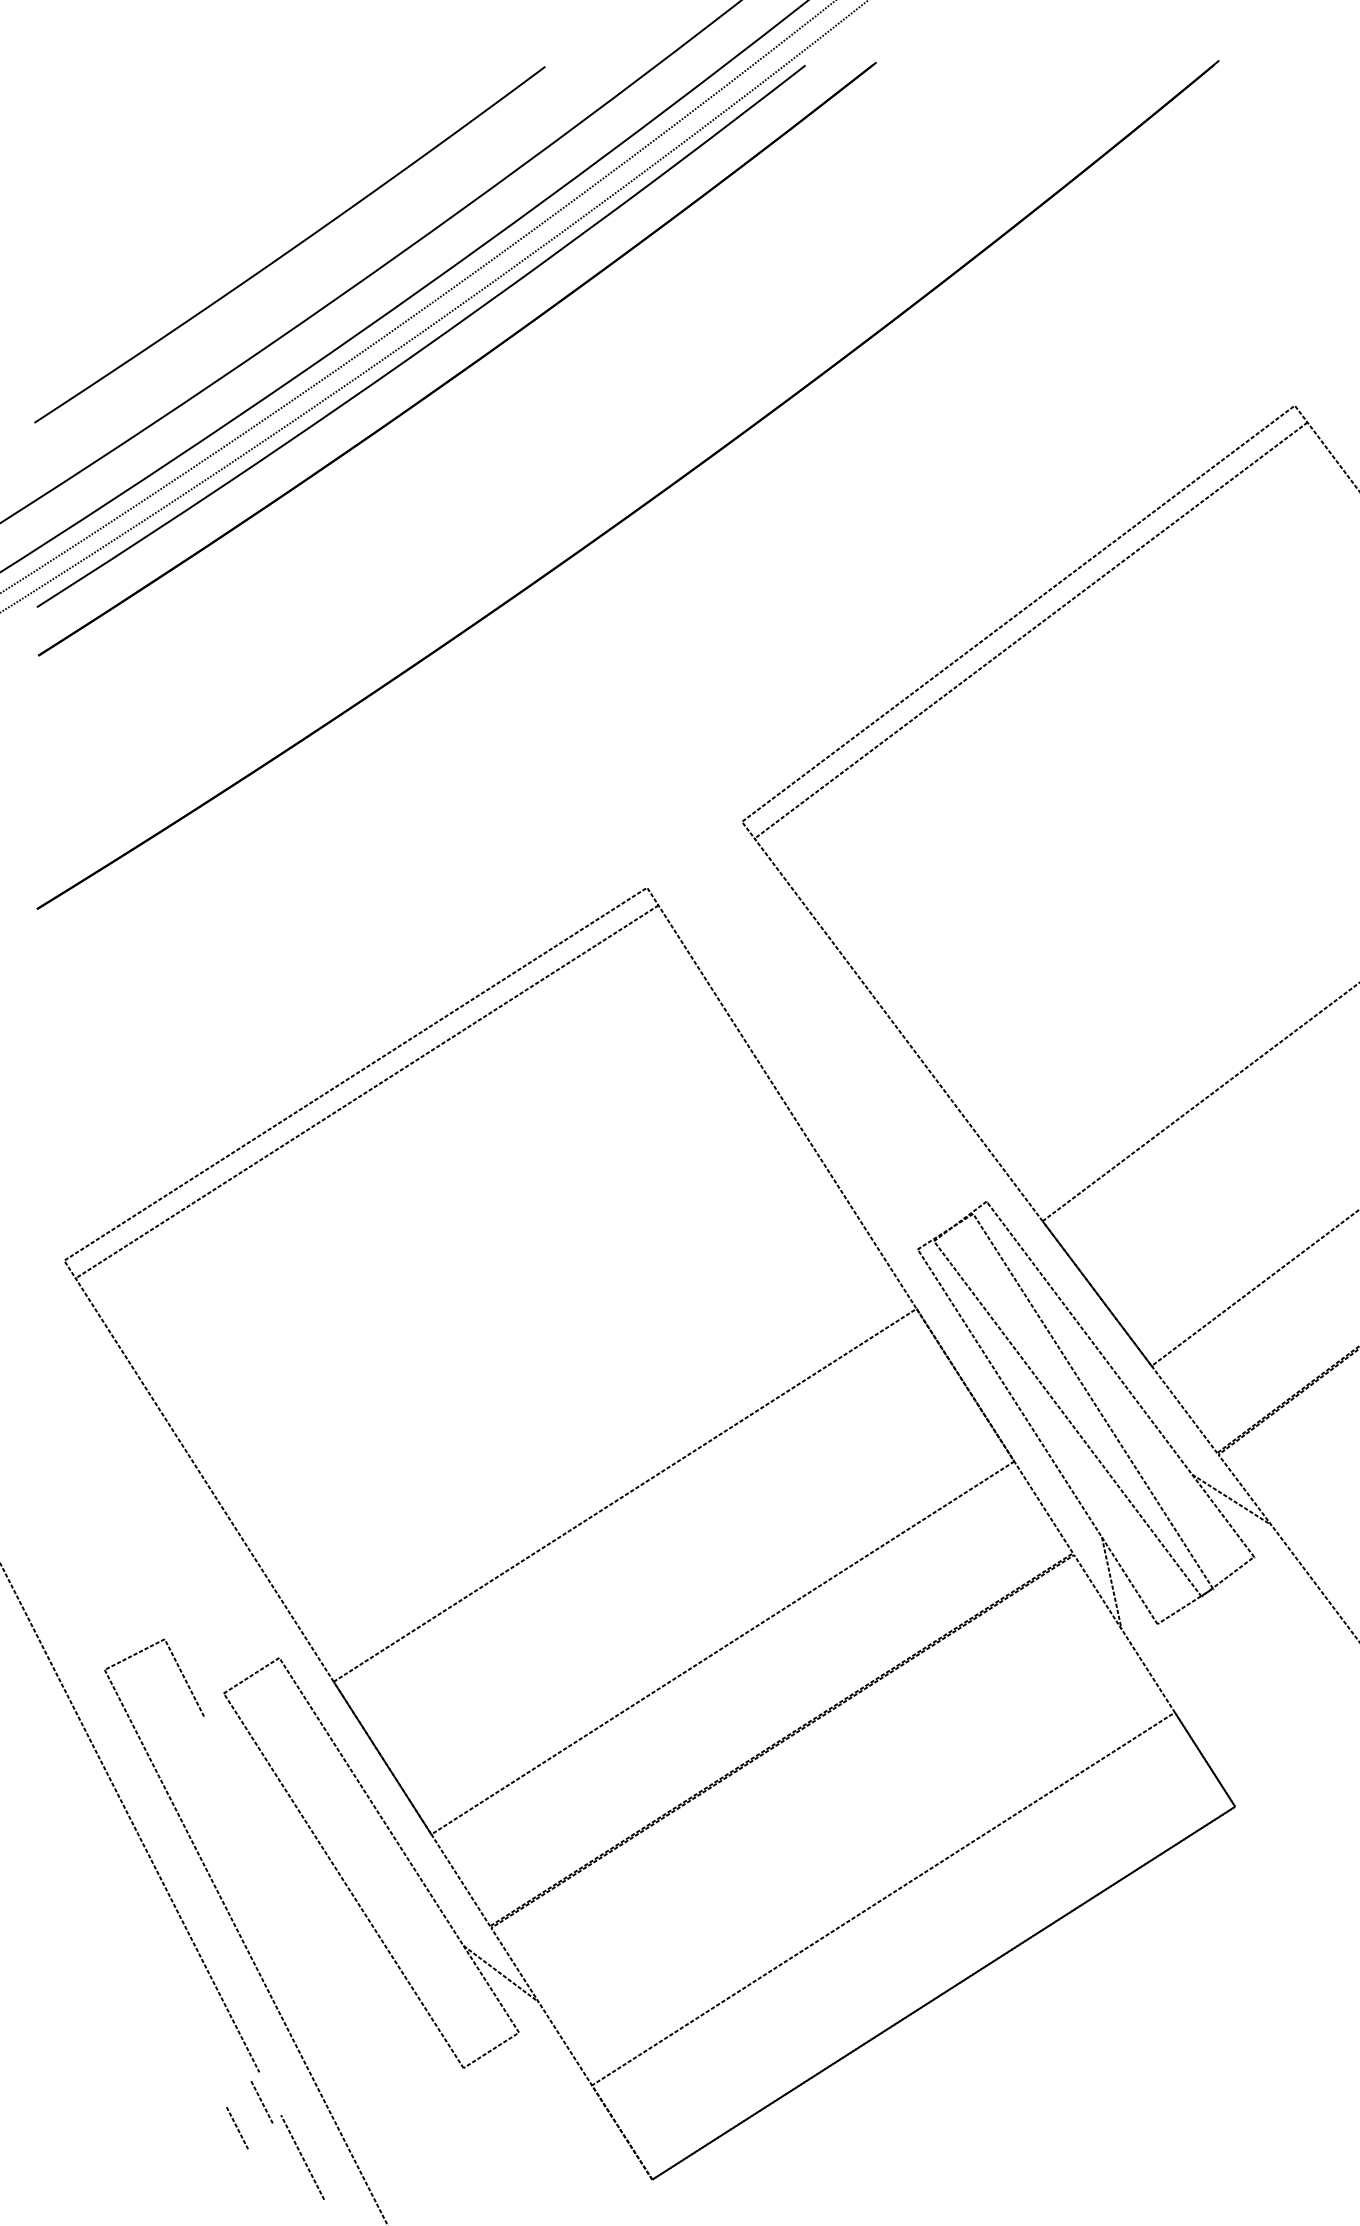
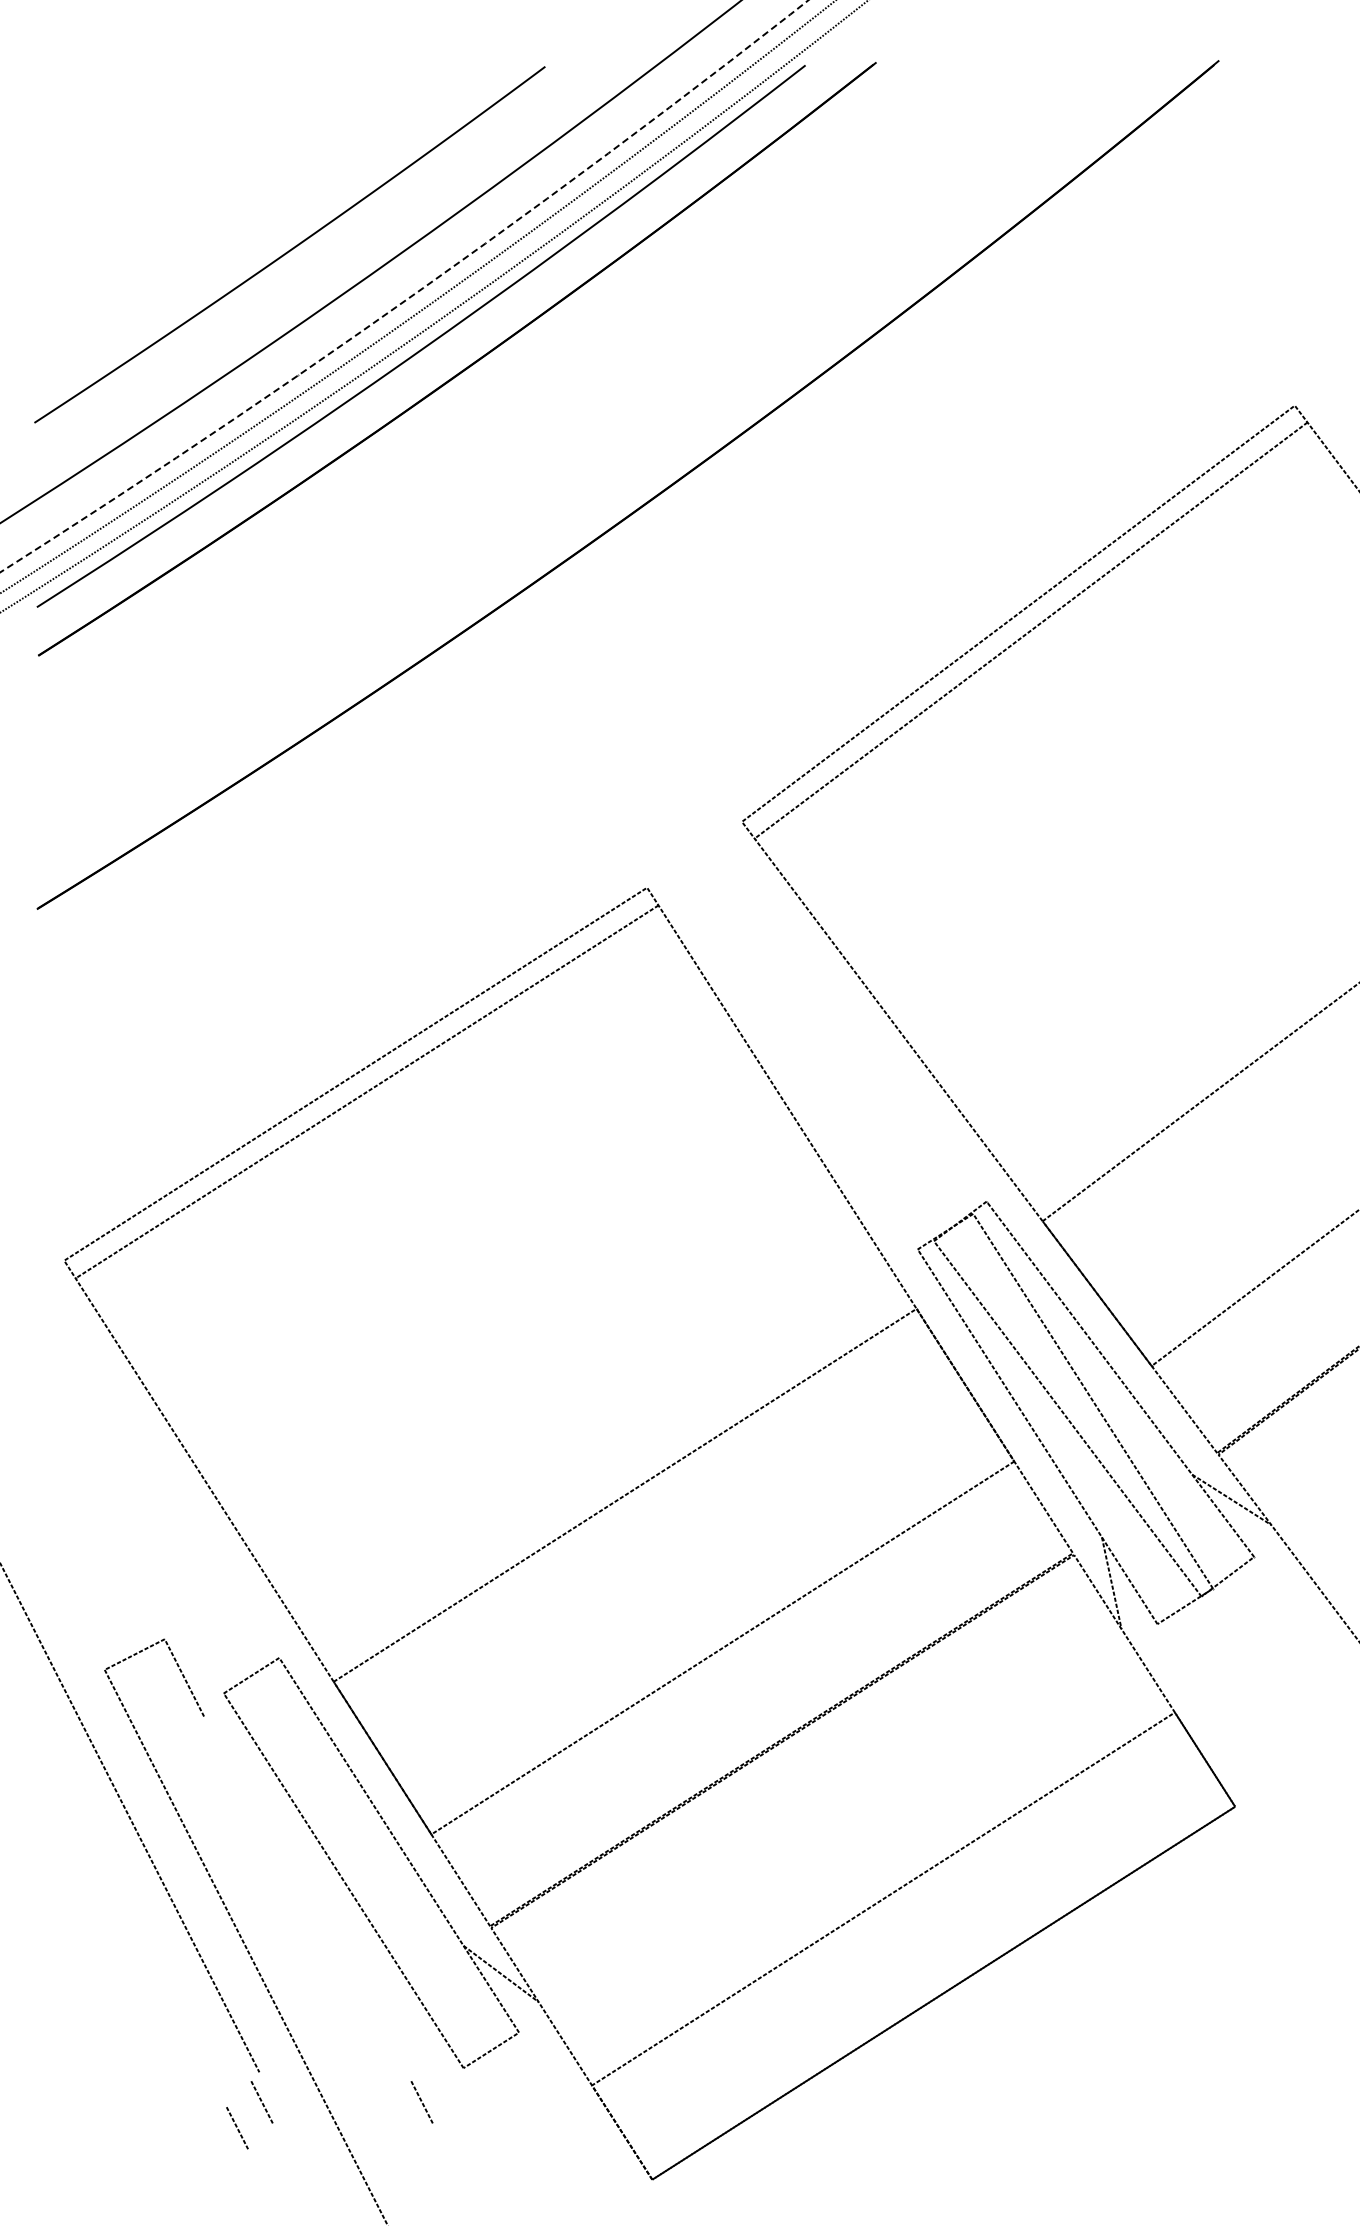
line: solid -> dashed (411, 296)
line: none -> present (421, 2101)
line: present -> none (302, 2157)
